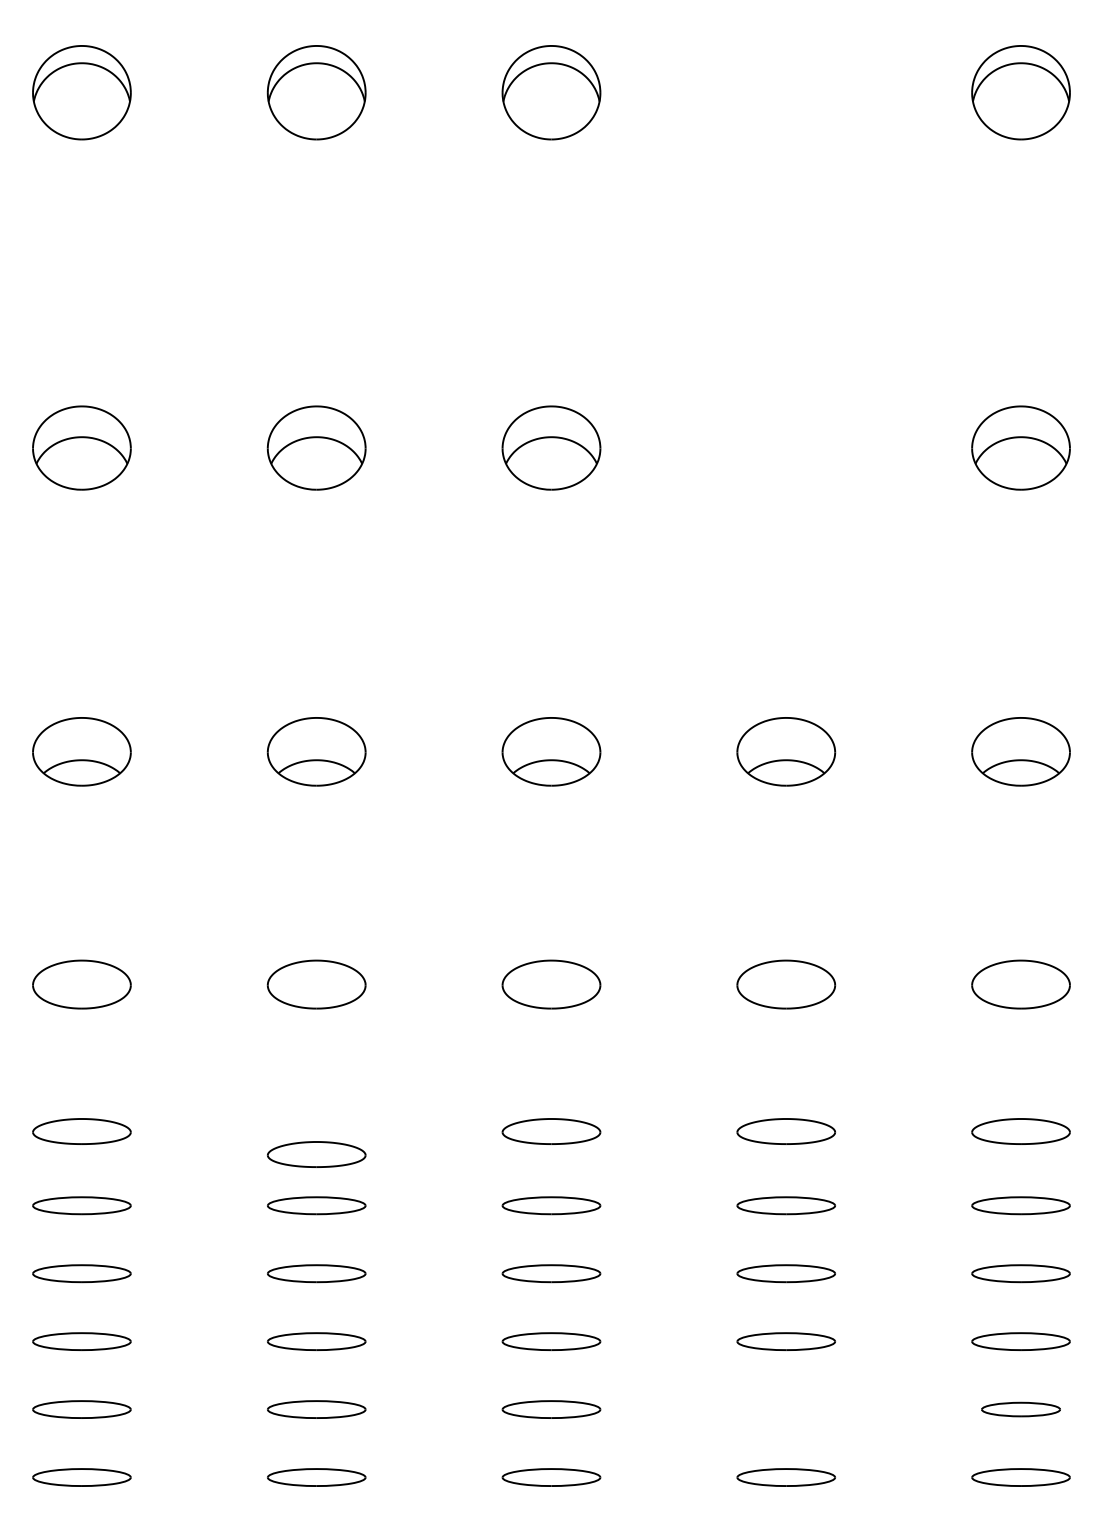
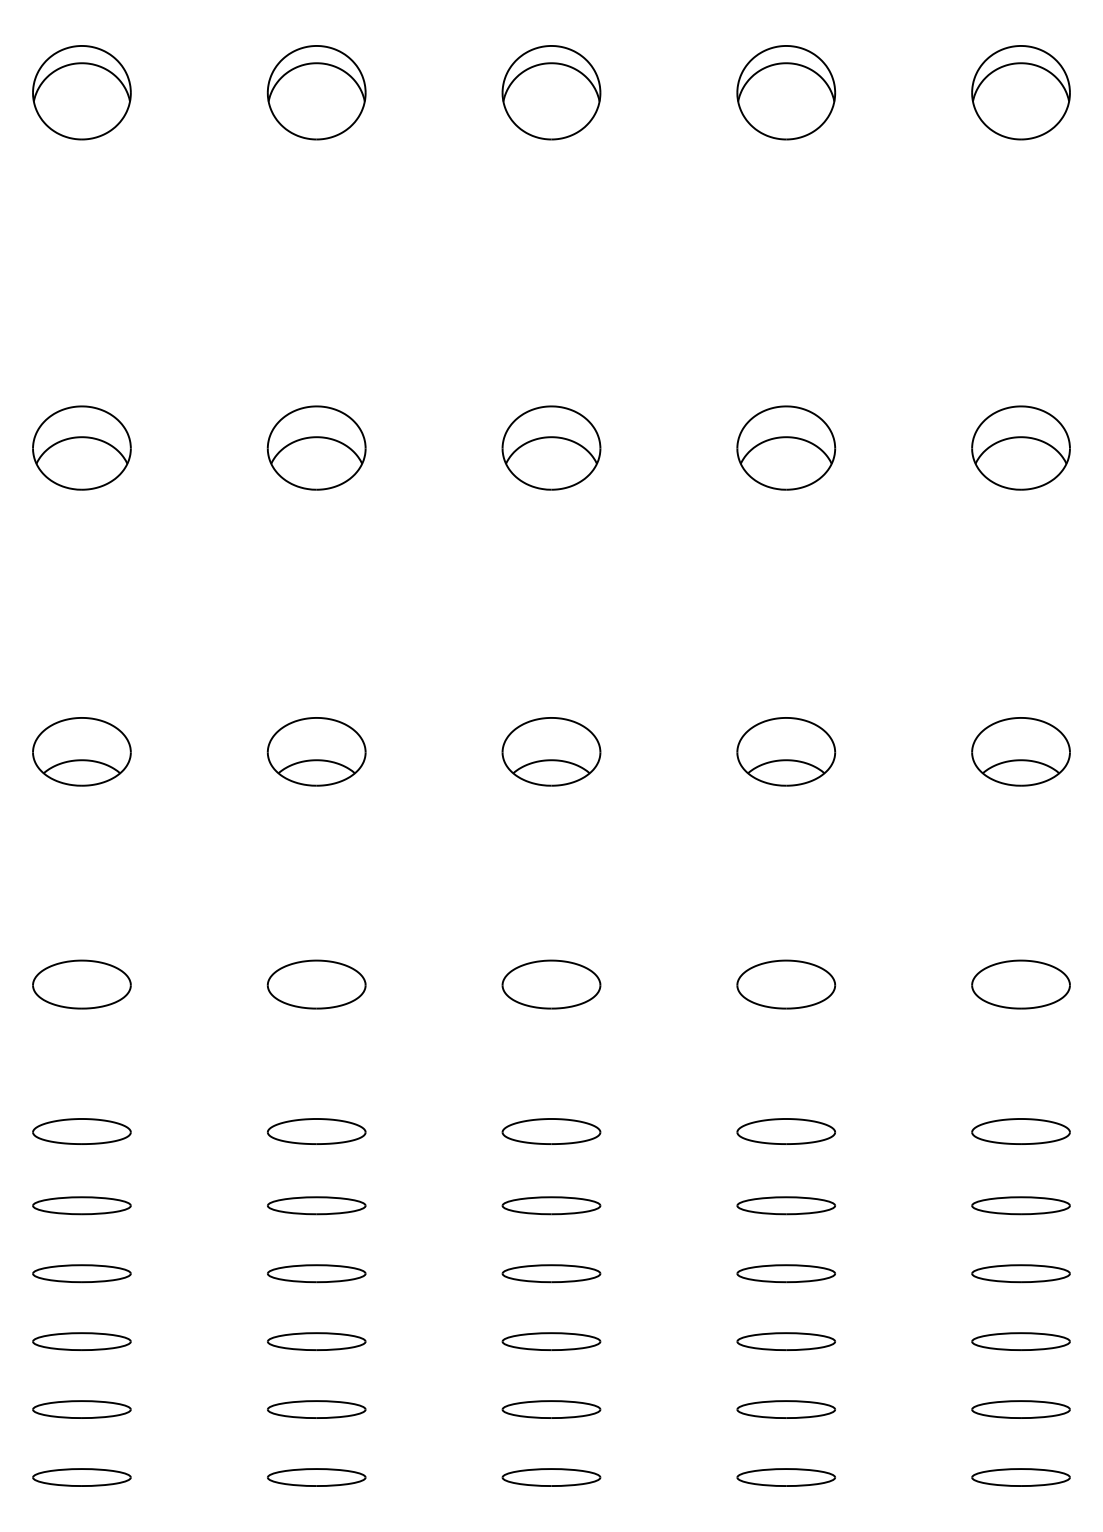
part: none -> present (786, 92)
part: none -> present (786, 447)
part position: (316, 1154) -> (316, 1131) (316, 1131)
part: none -> present (785, 1409)
part size: 80x17 px -> 100x19 px (1020, 1409)
